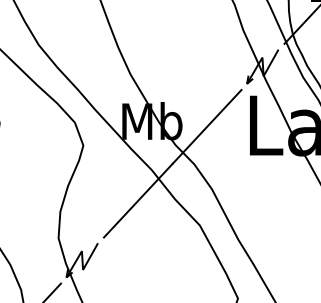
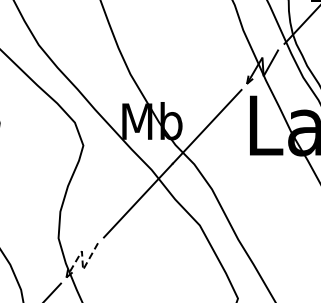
line: solid -> dashed (82, 260)
